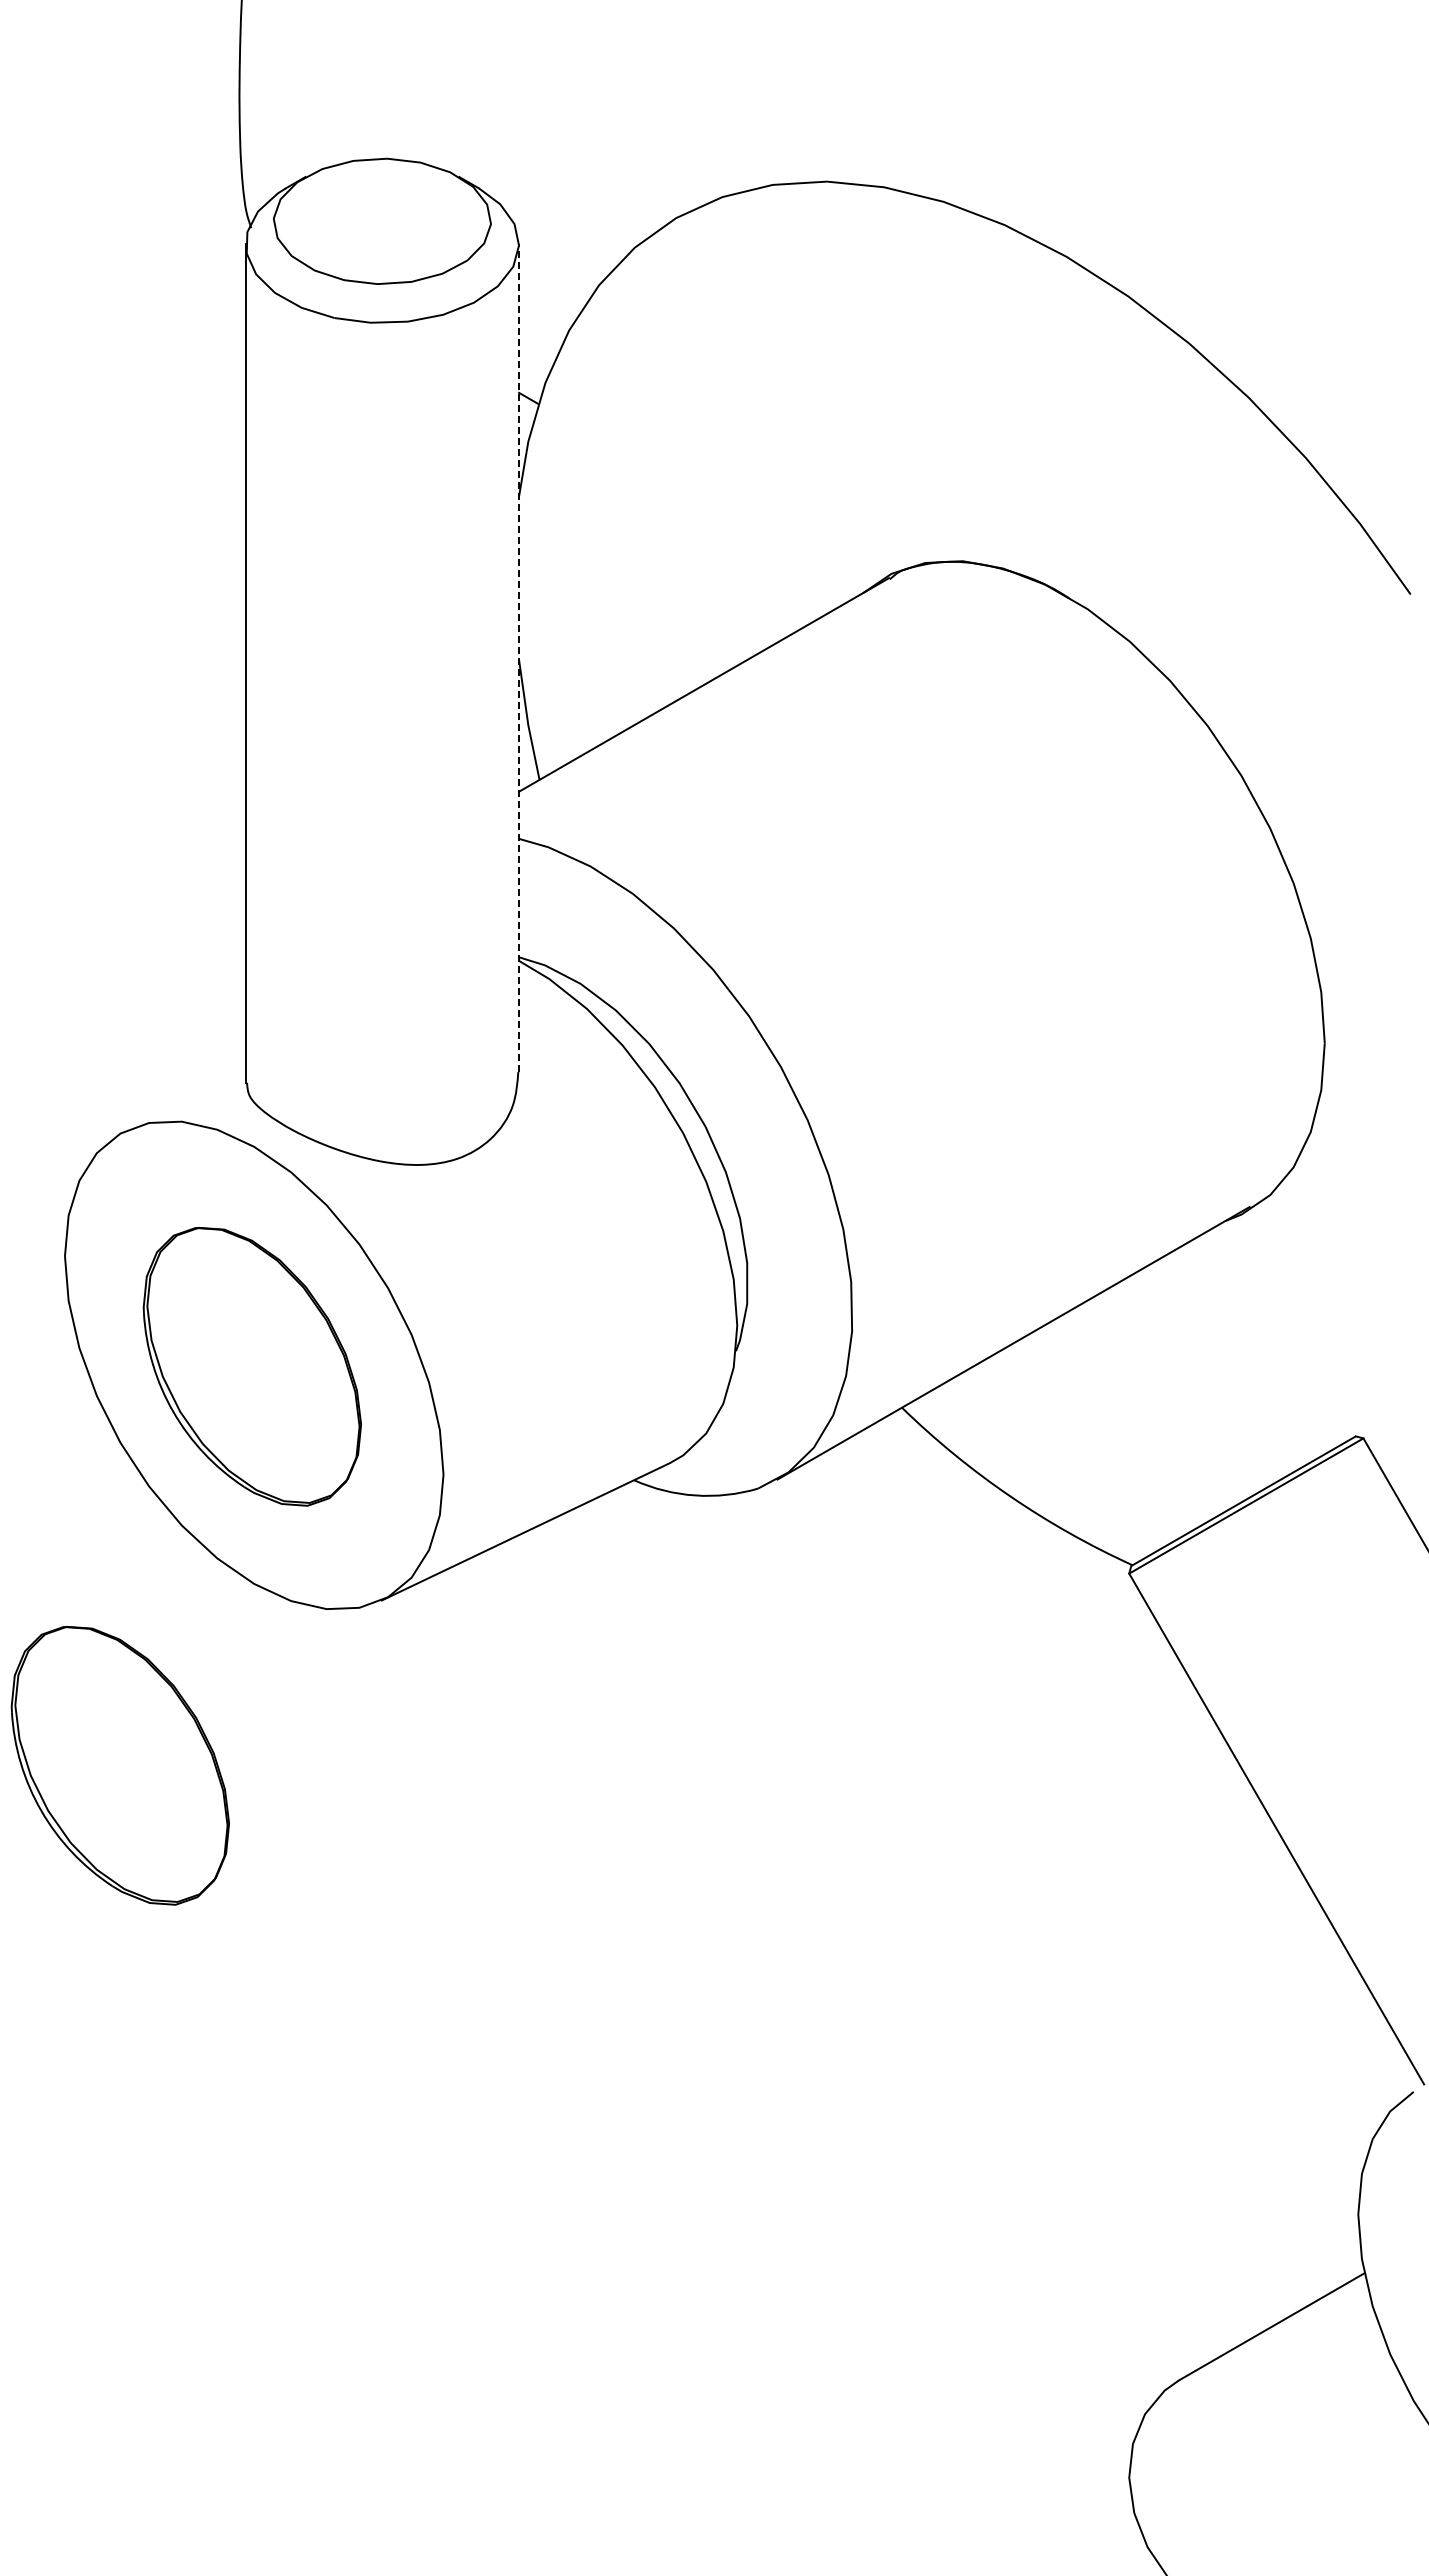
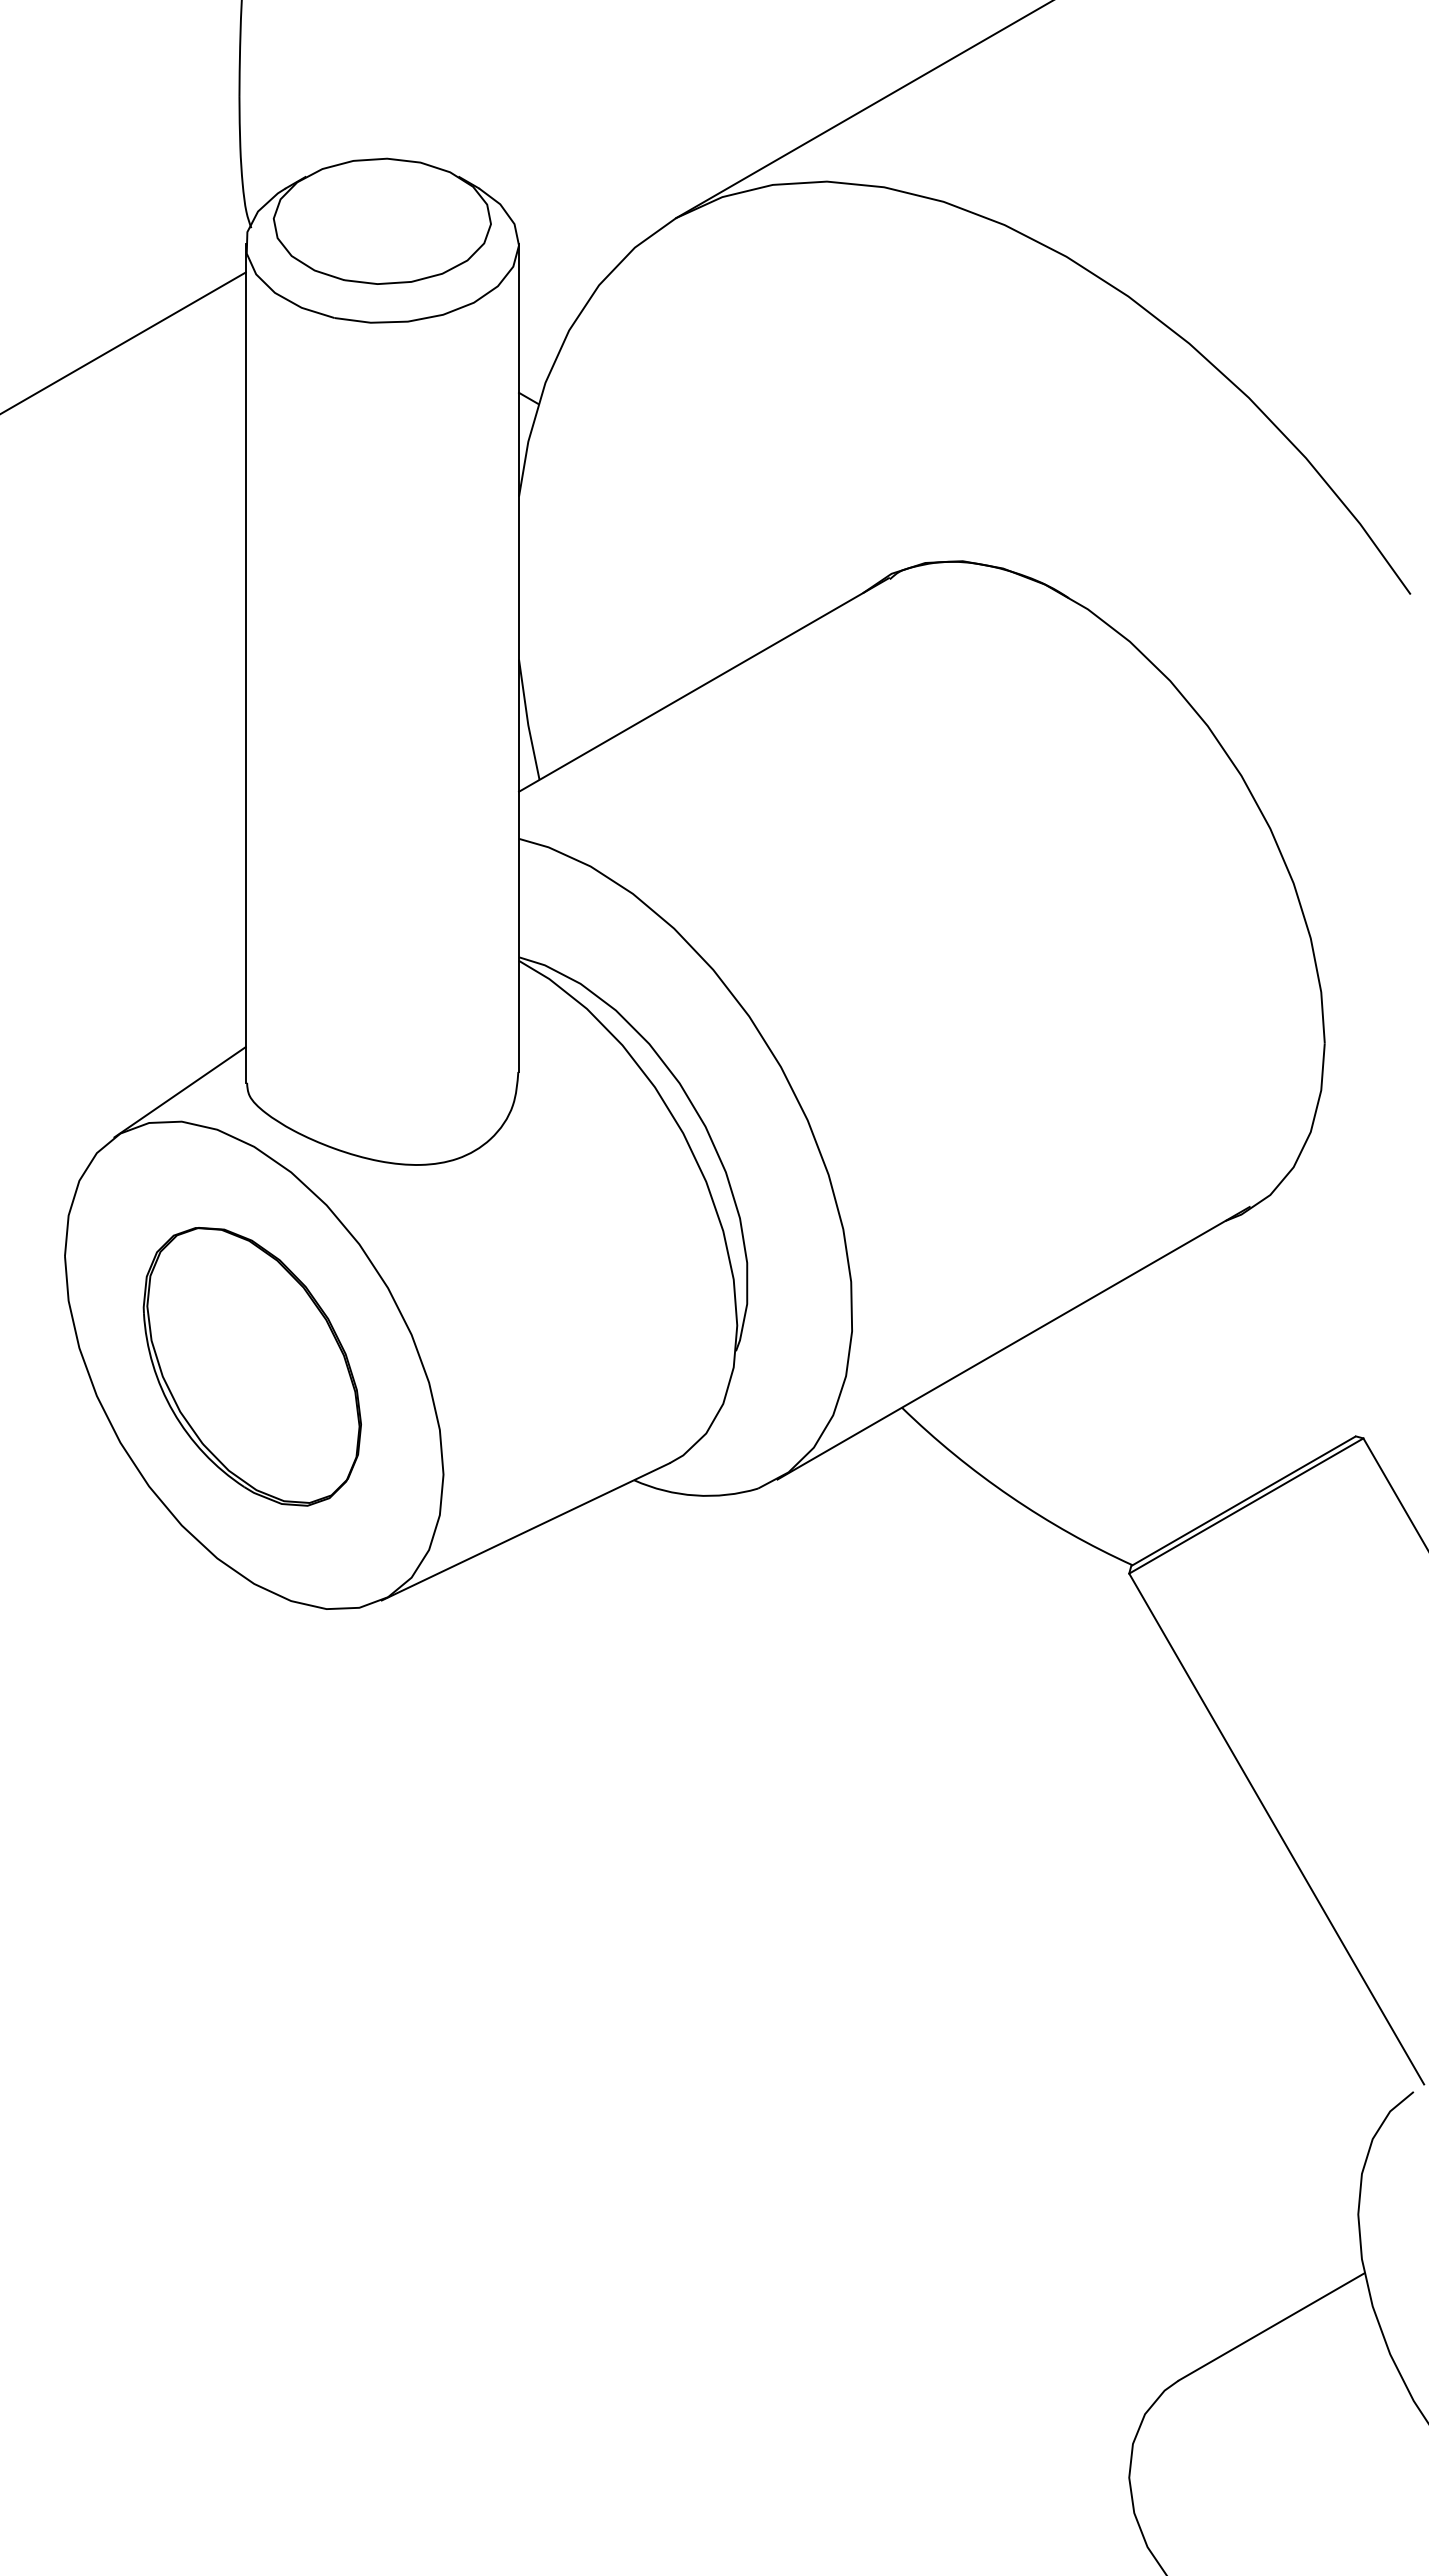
line: none -> present (862, 110)
line: none -> present (123, 342)
line: dashed -> solid (519, 658)
line: none -> present (179, 1092)
part: present -> none (119, 1765)
